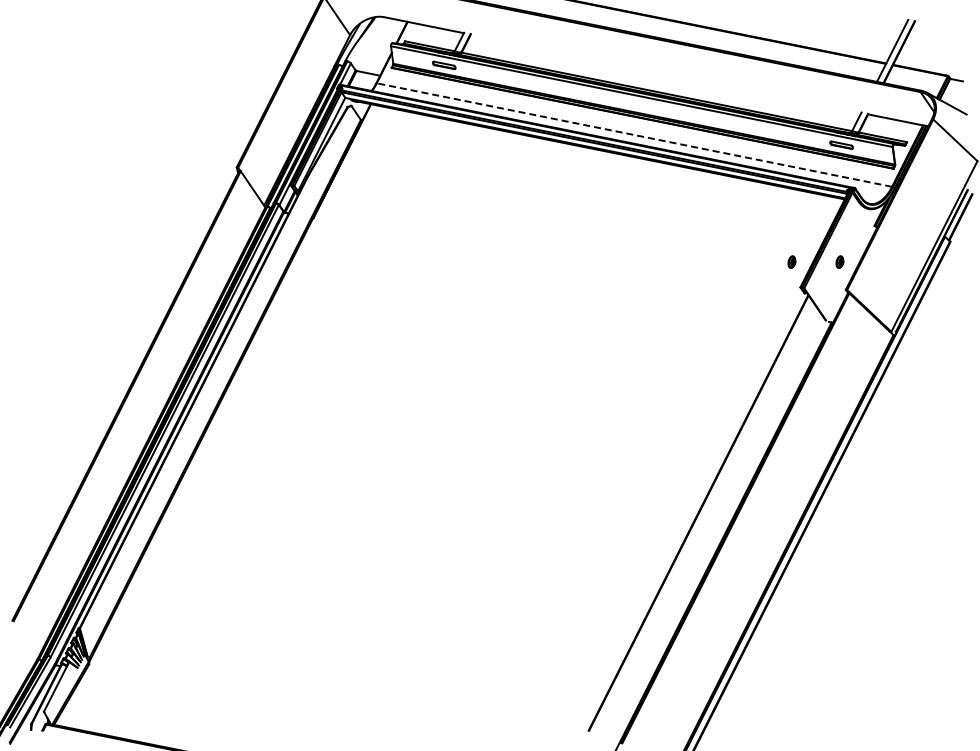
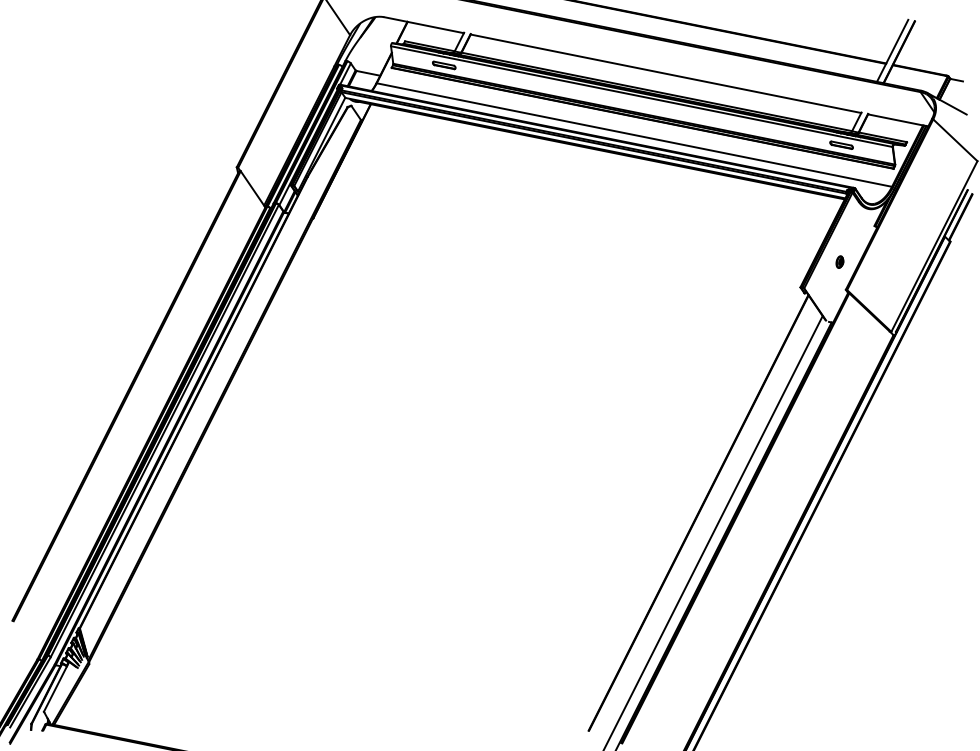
line: none -> present (665, 73)
line: dashed -> solid (634, 135)
part: present -> none (791, 261)
line: none -> present (713, 531)
